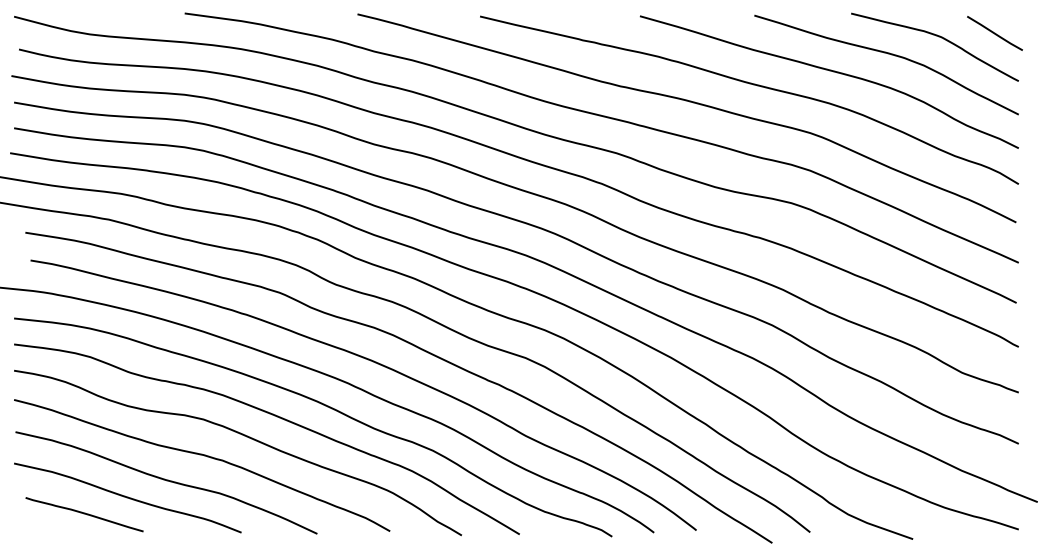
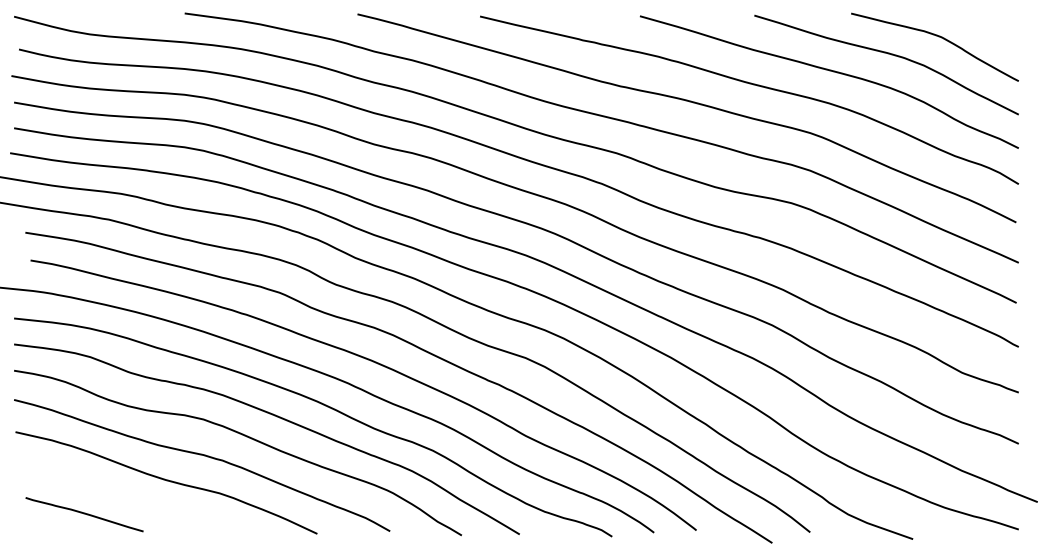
line: present -> none (994, 33)
curve: present -> none (127, 497)
